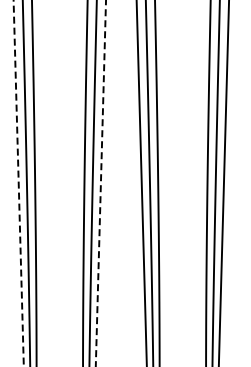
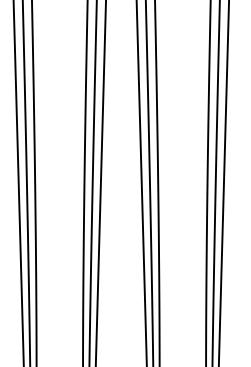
line: dashed -> solid (18, 183)
line: dashed -> solid (100, 183)
